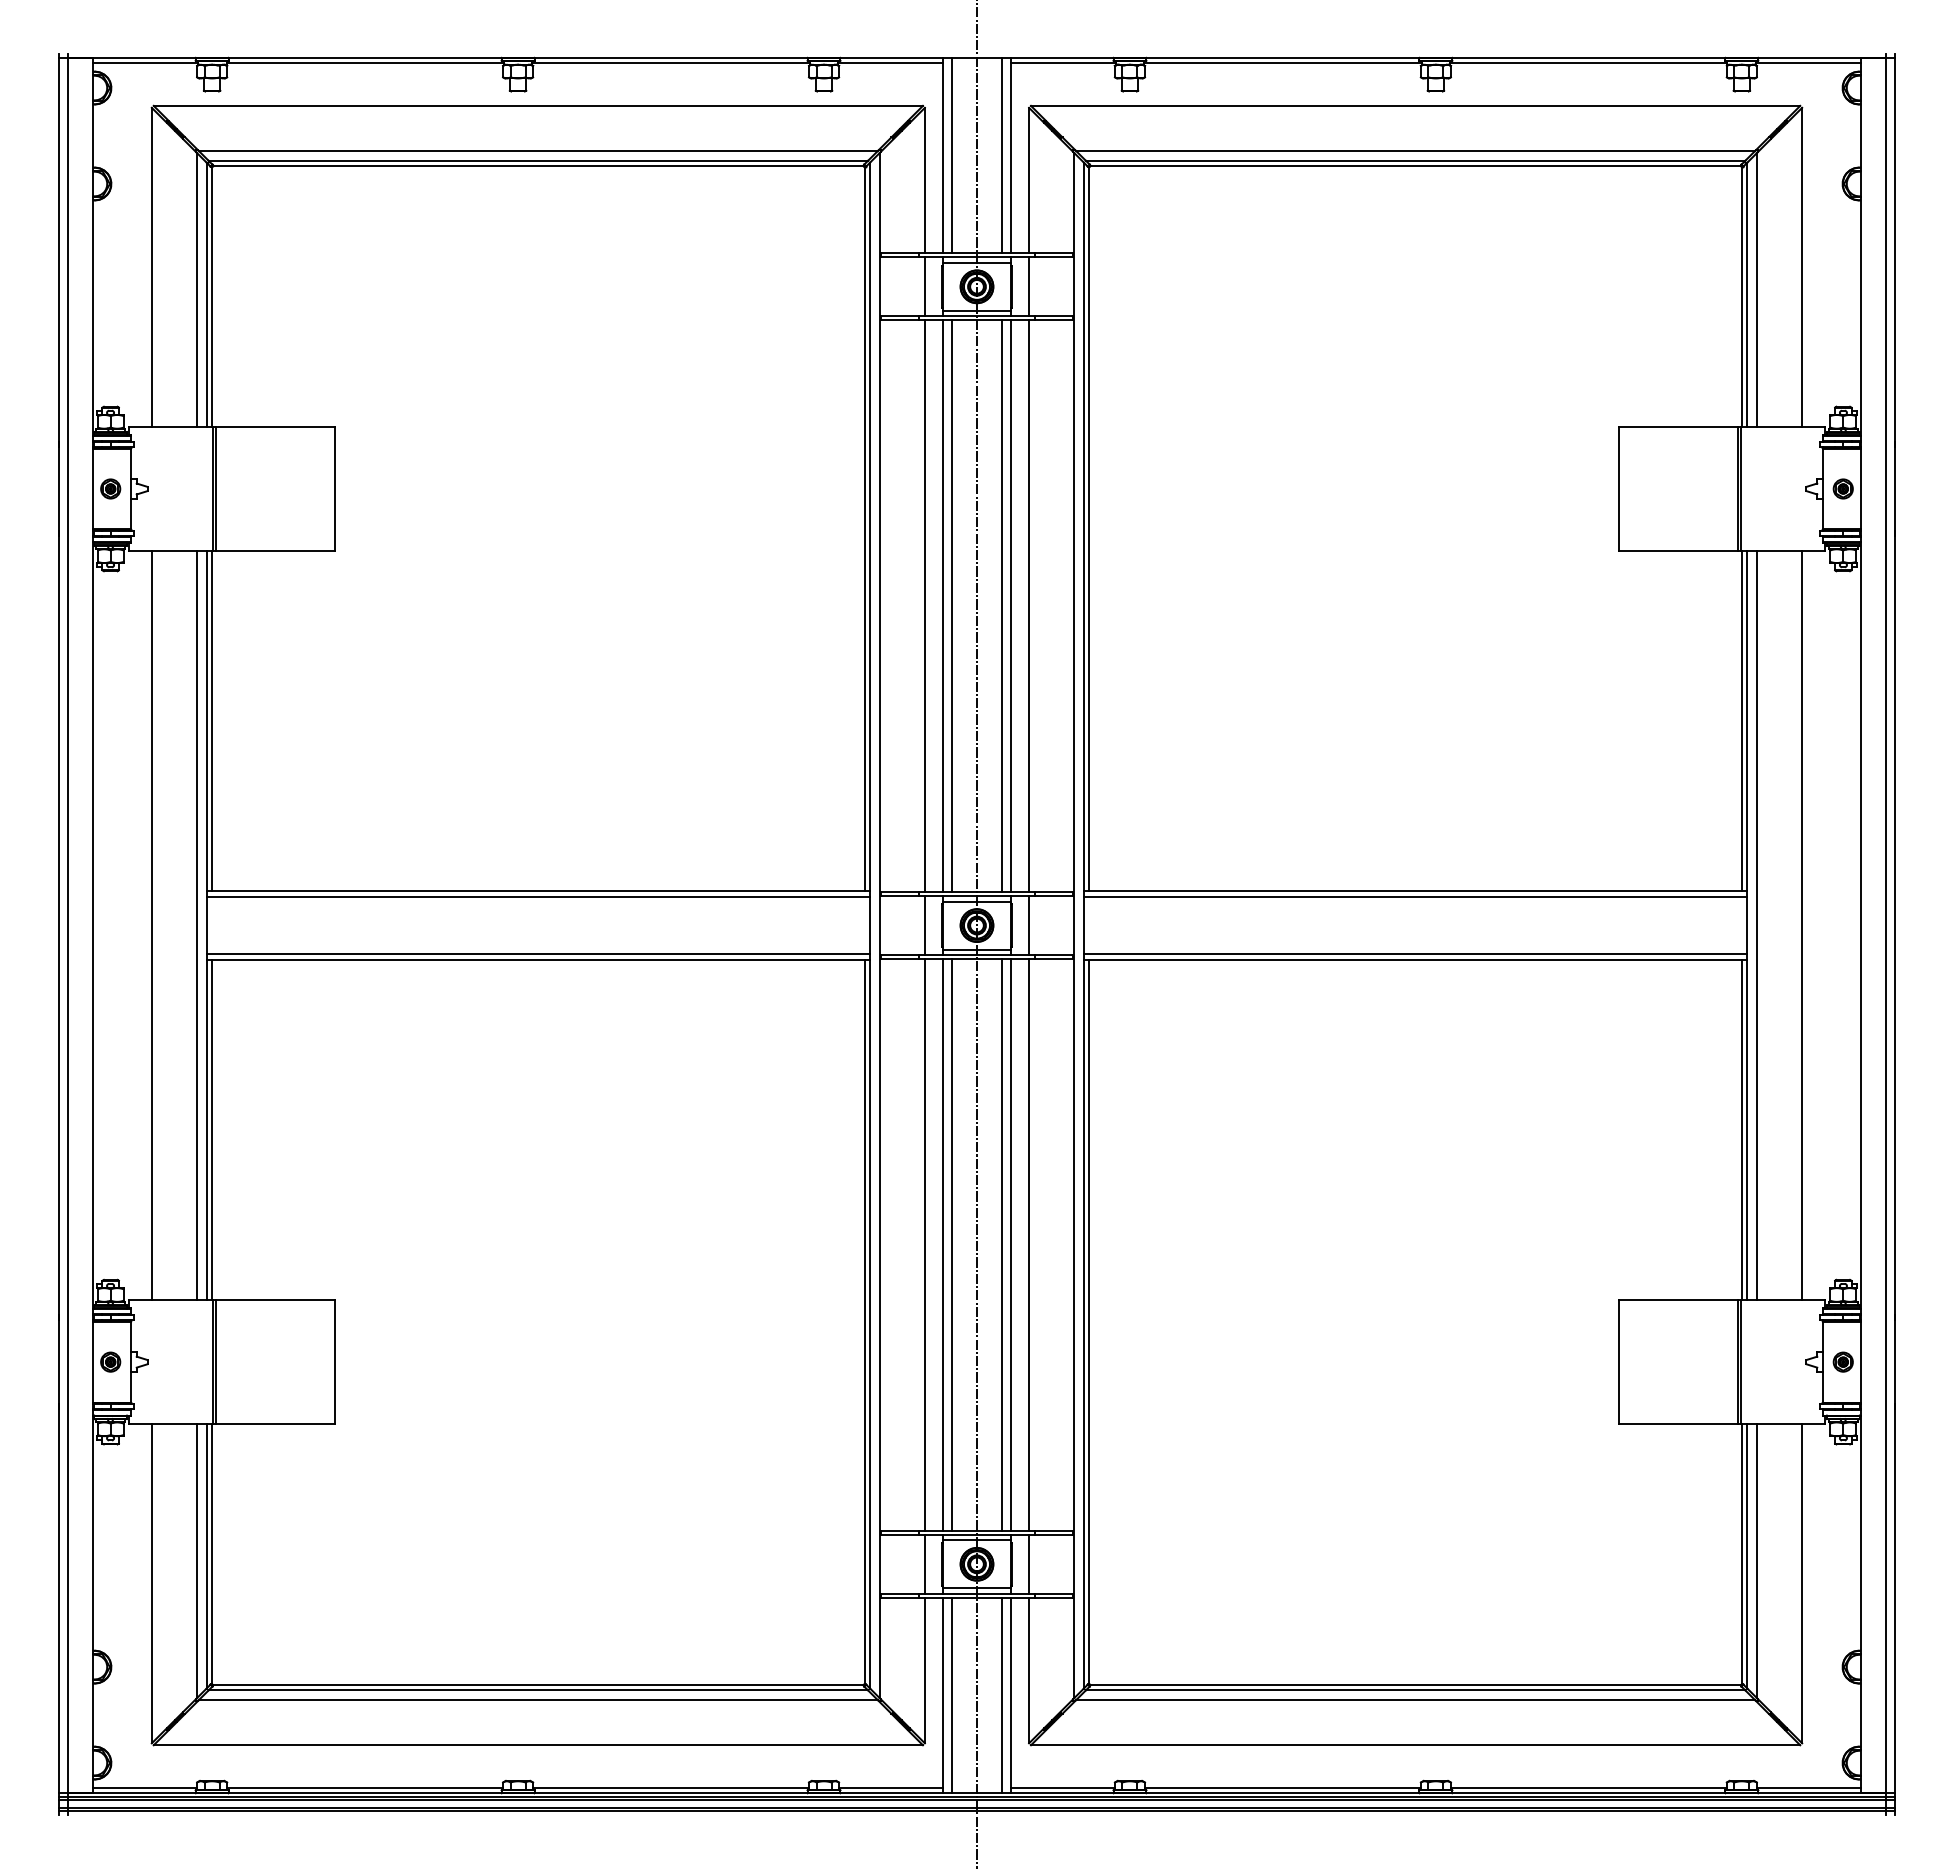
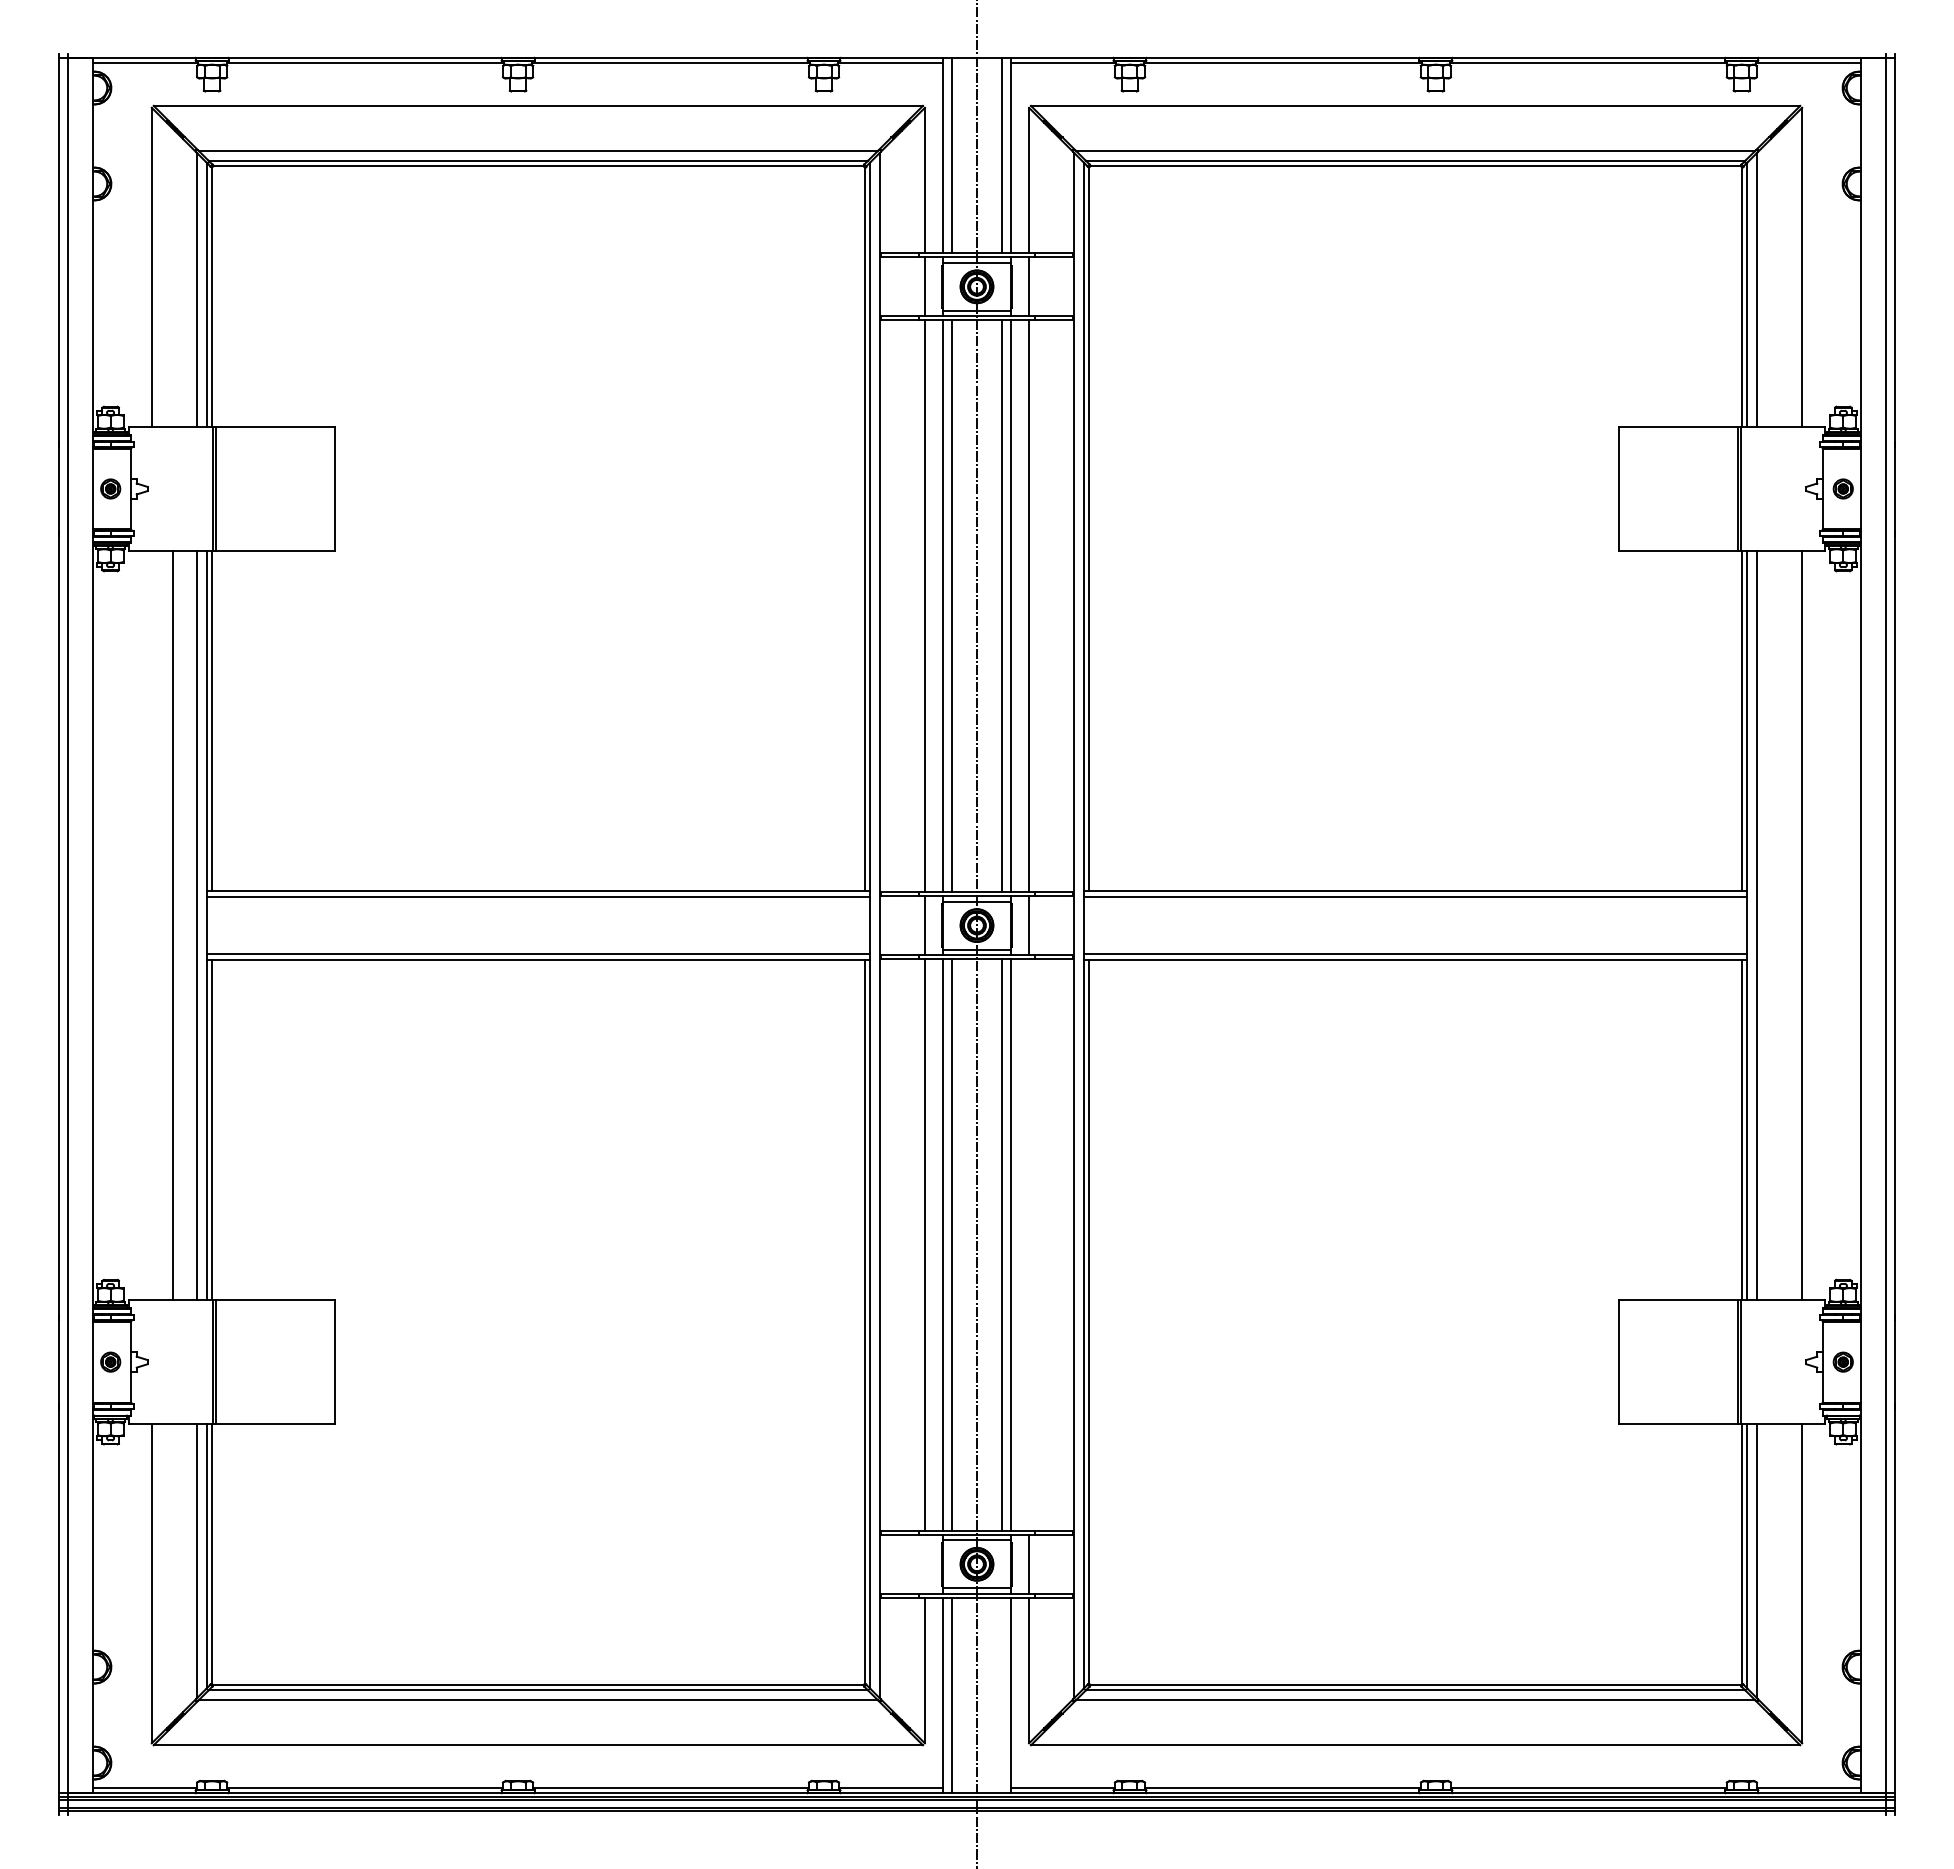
line position: (151, 925) -> (172, 925) (172, 925)
line: present -> none (1029, 1244)
line: present -> none (924, 1563)
line: present -> none (1001, 1695)
